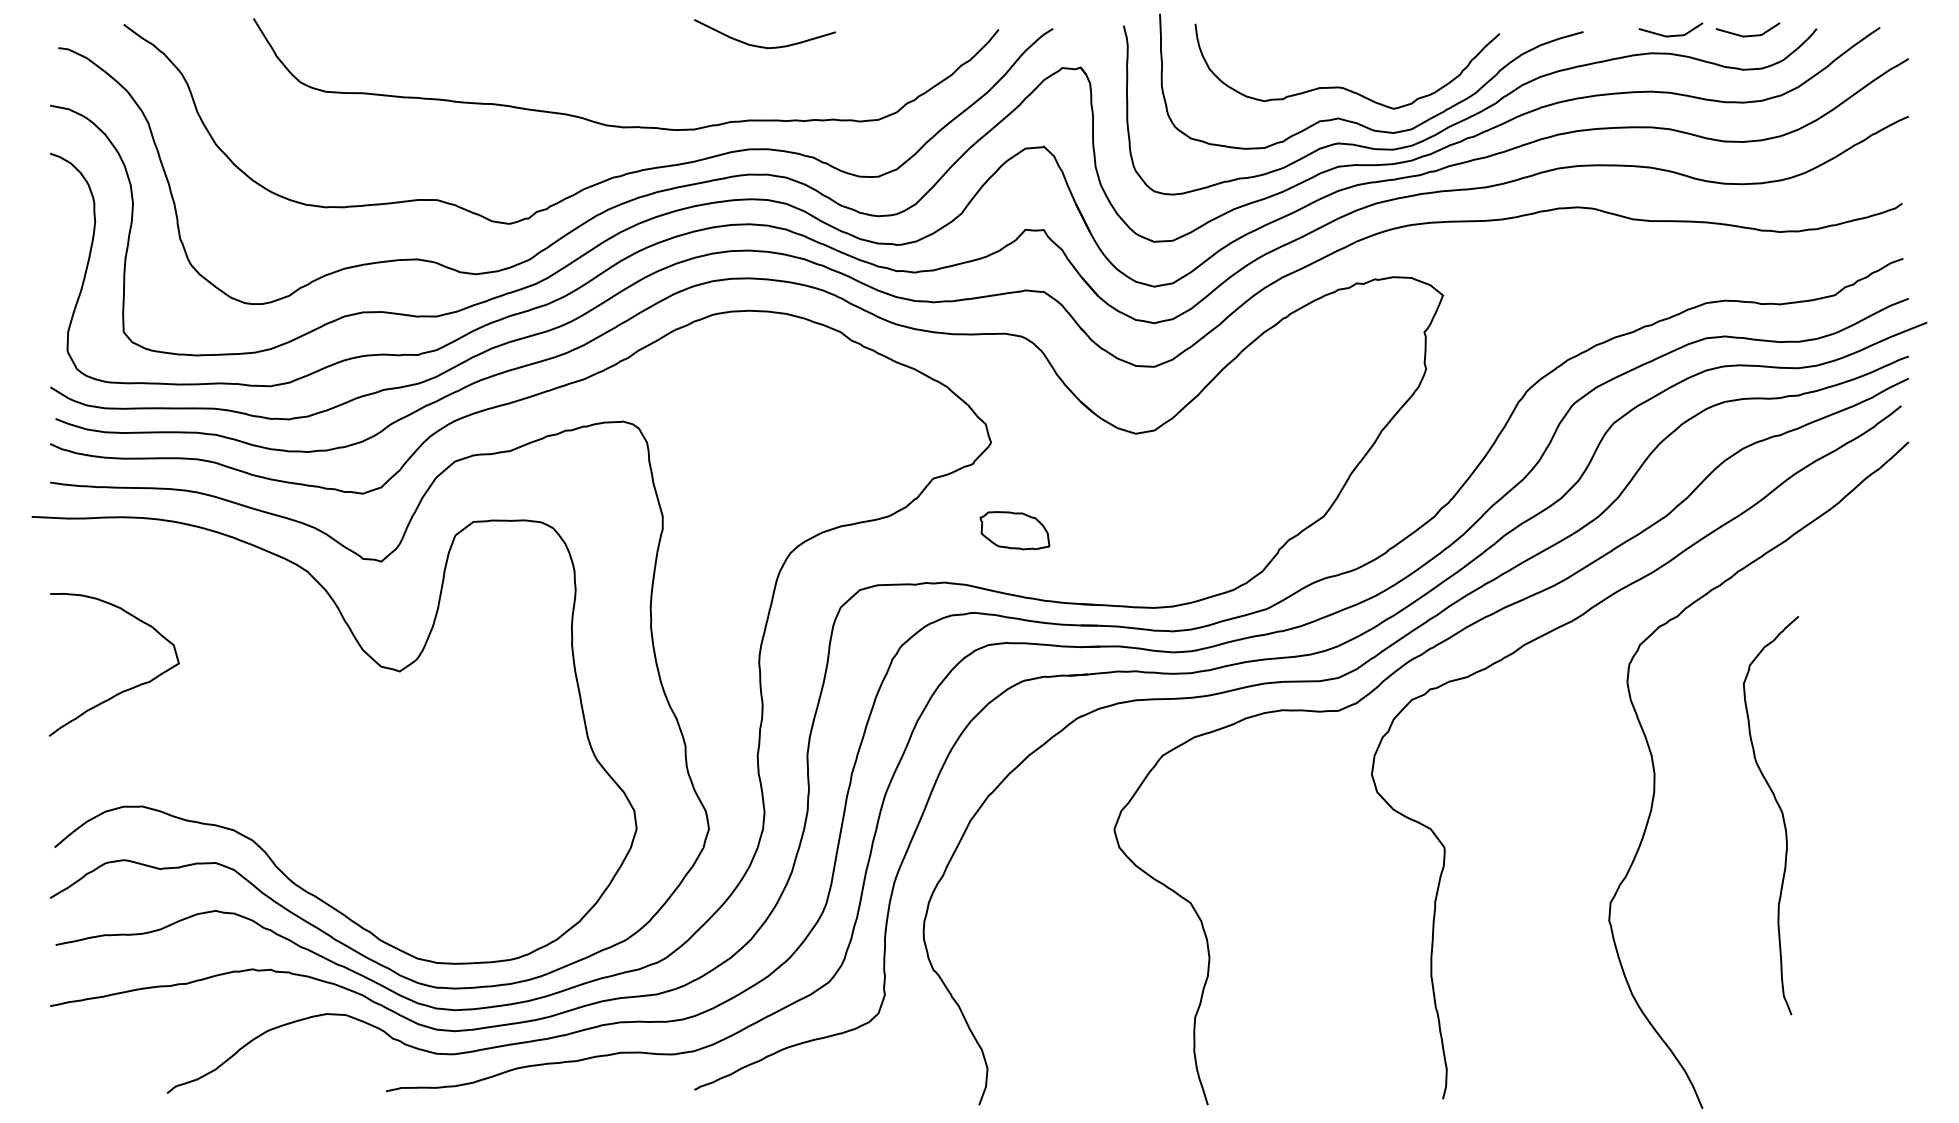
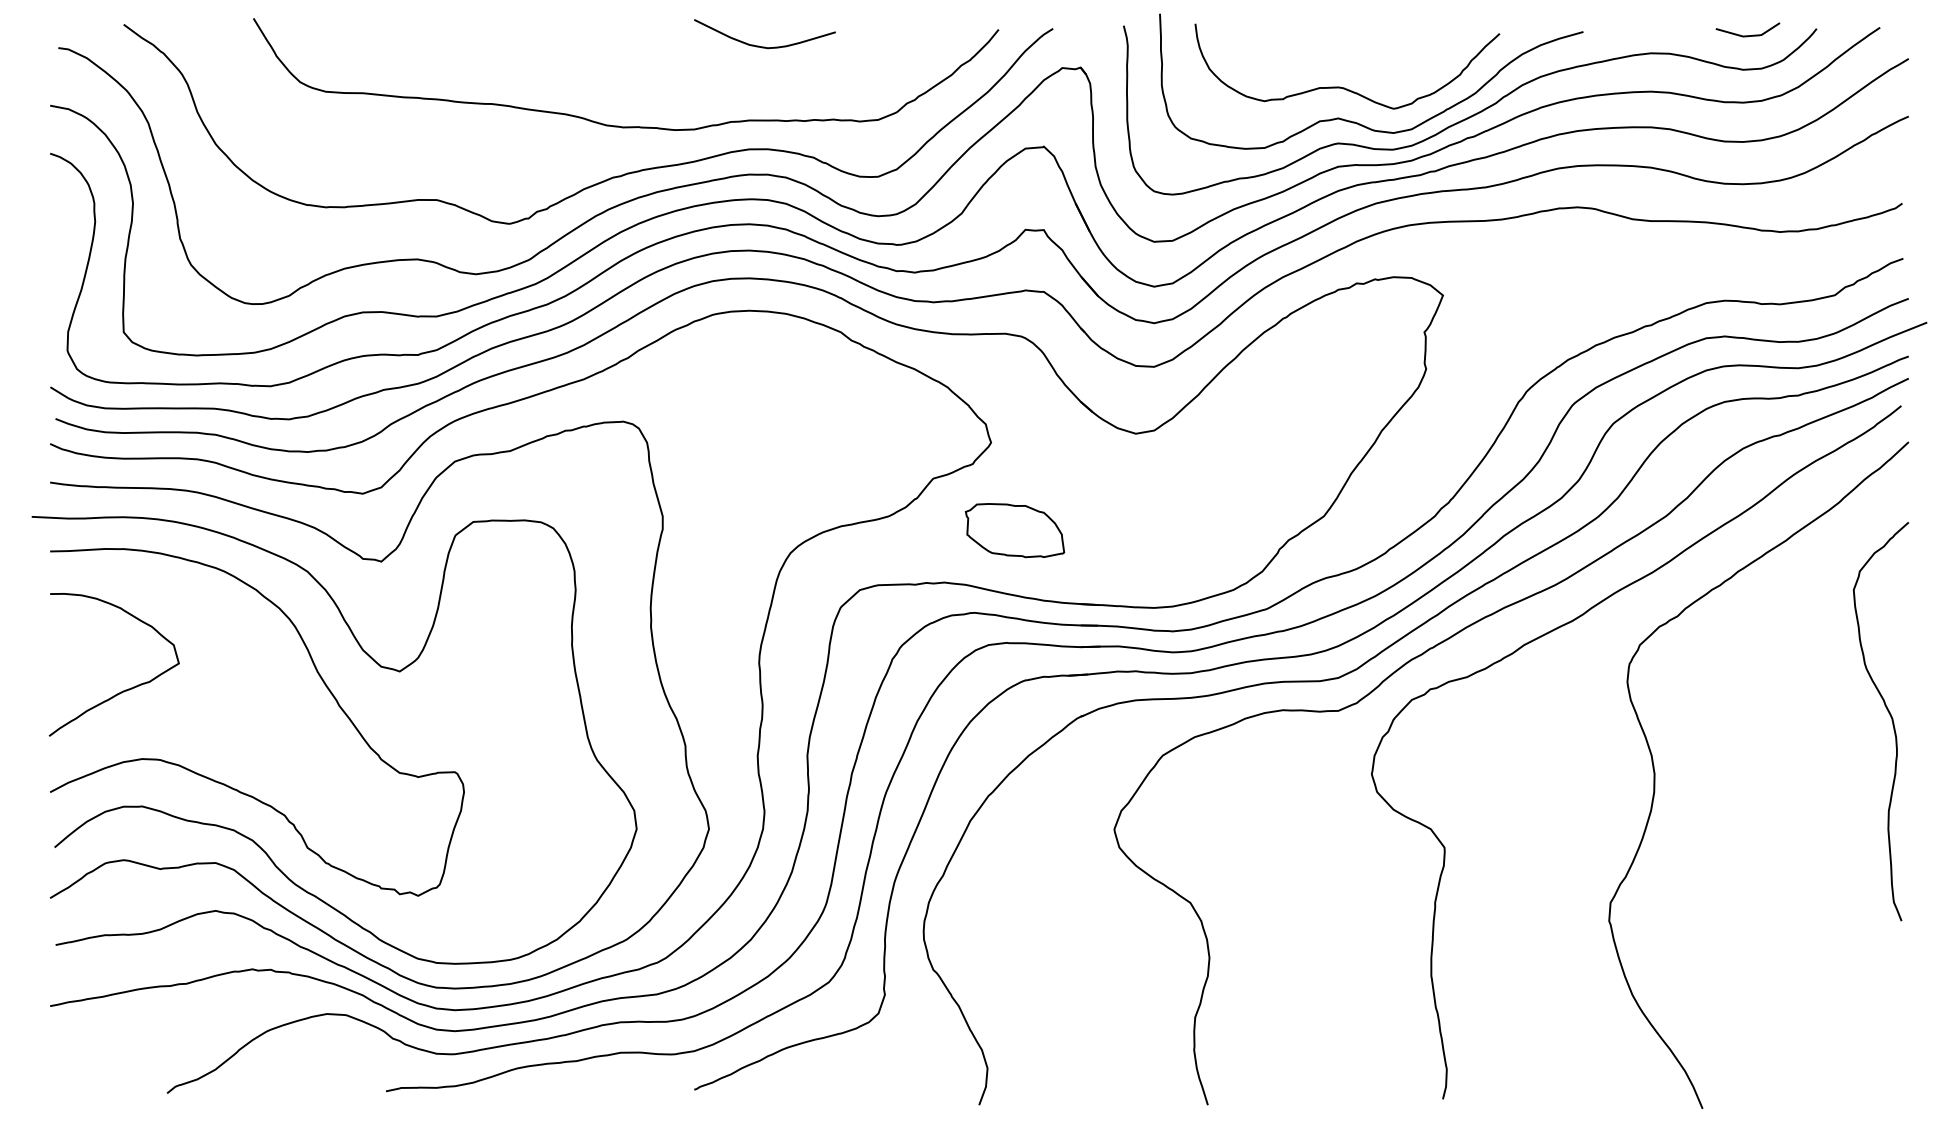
line: present -> none (1670, 35)
part size: 72x40 px -> 102x56 px (1014, 530)
curve: none -> present (226, 784)
curve position: (1780, 811) -> (1890, 717) (1890, 717)
